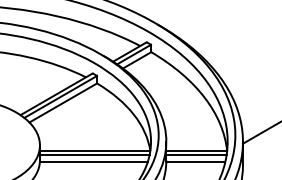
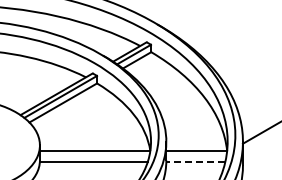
line: present -> none (94, 154)
line: present -> none (196, 154)
line: solid -> dashed (195, 162)
